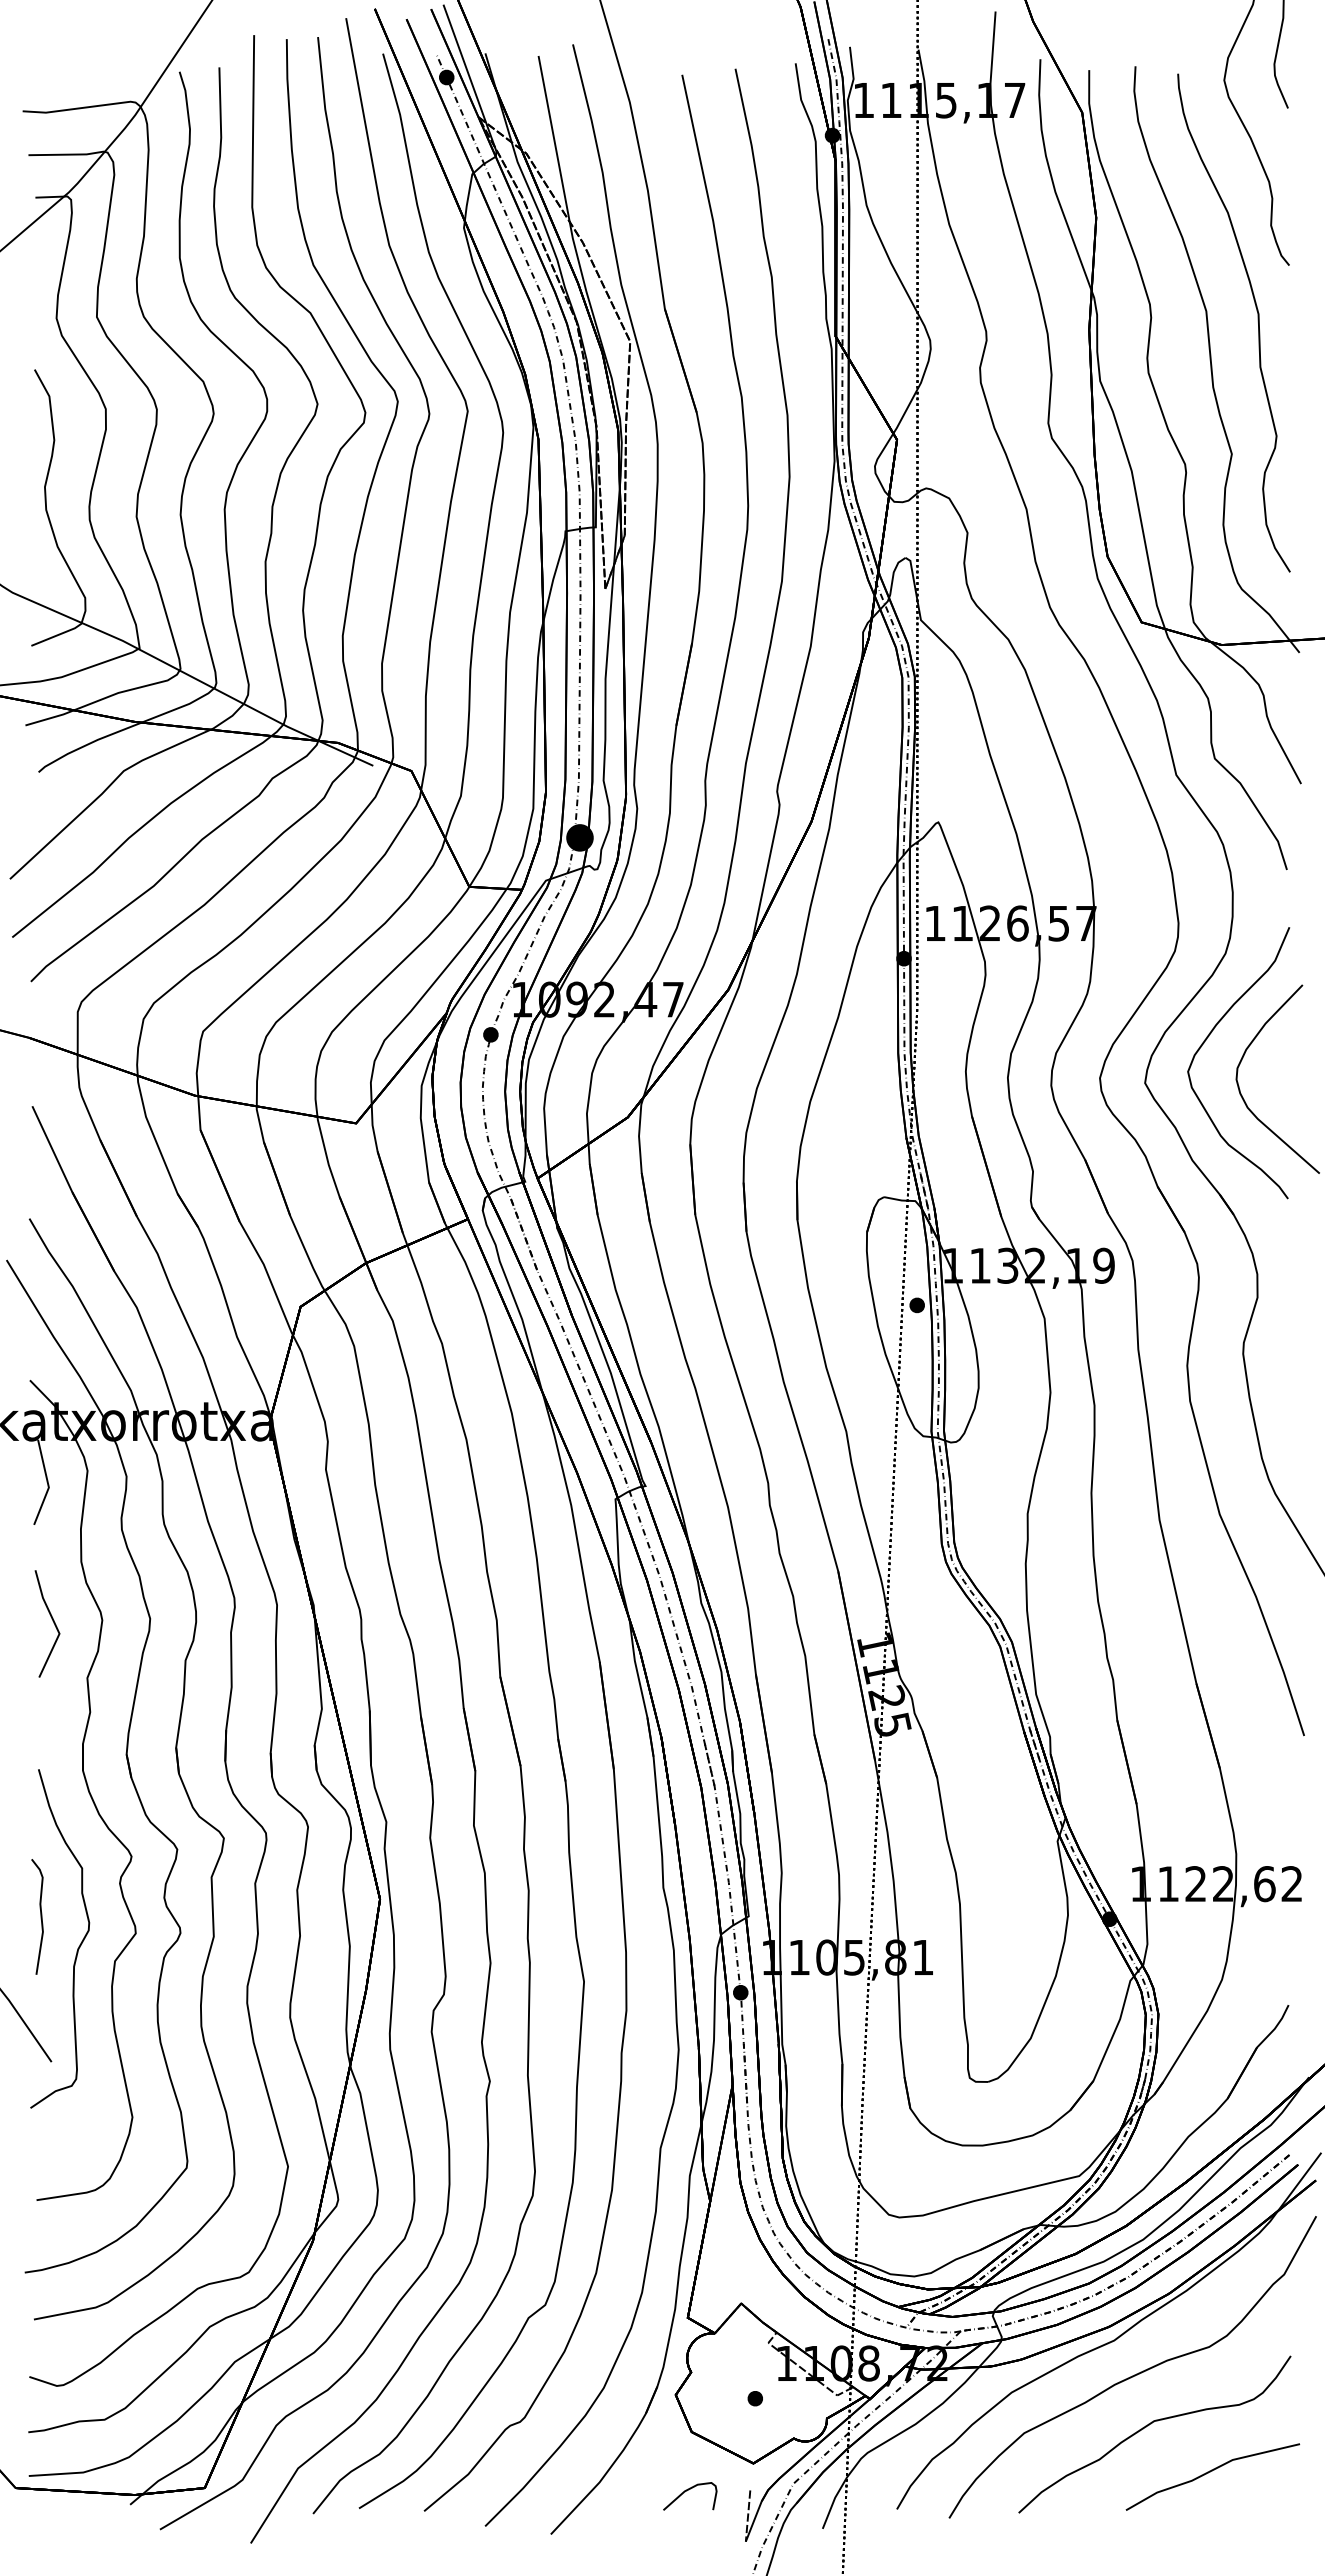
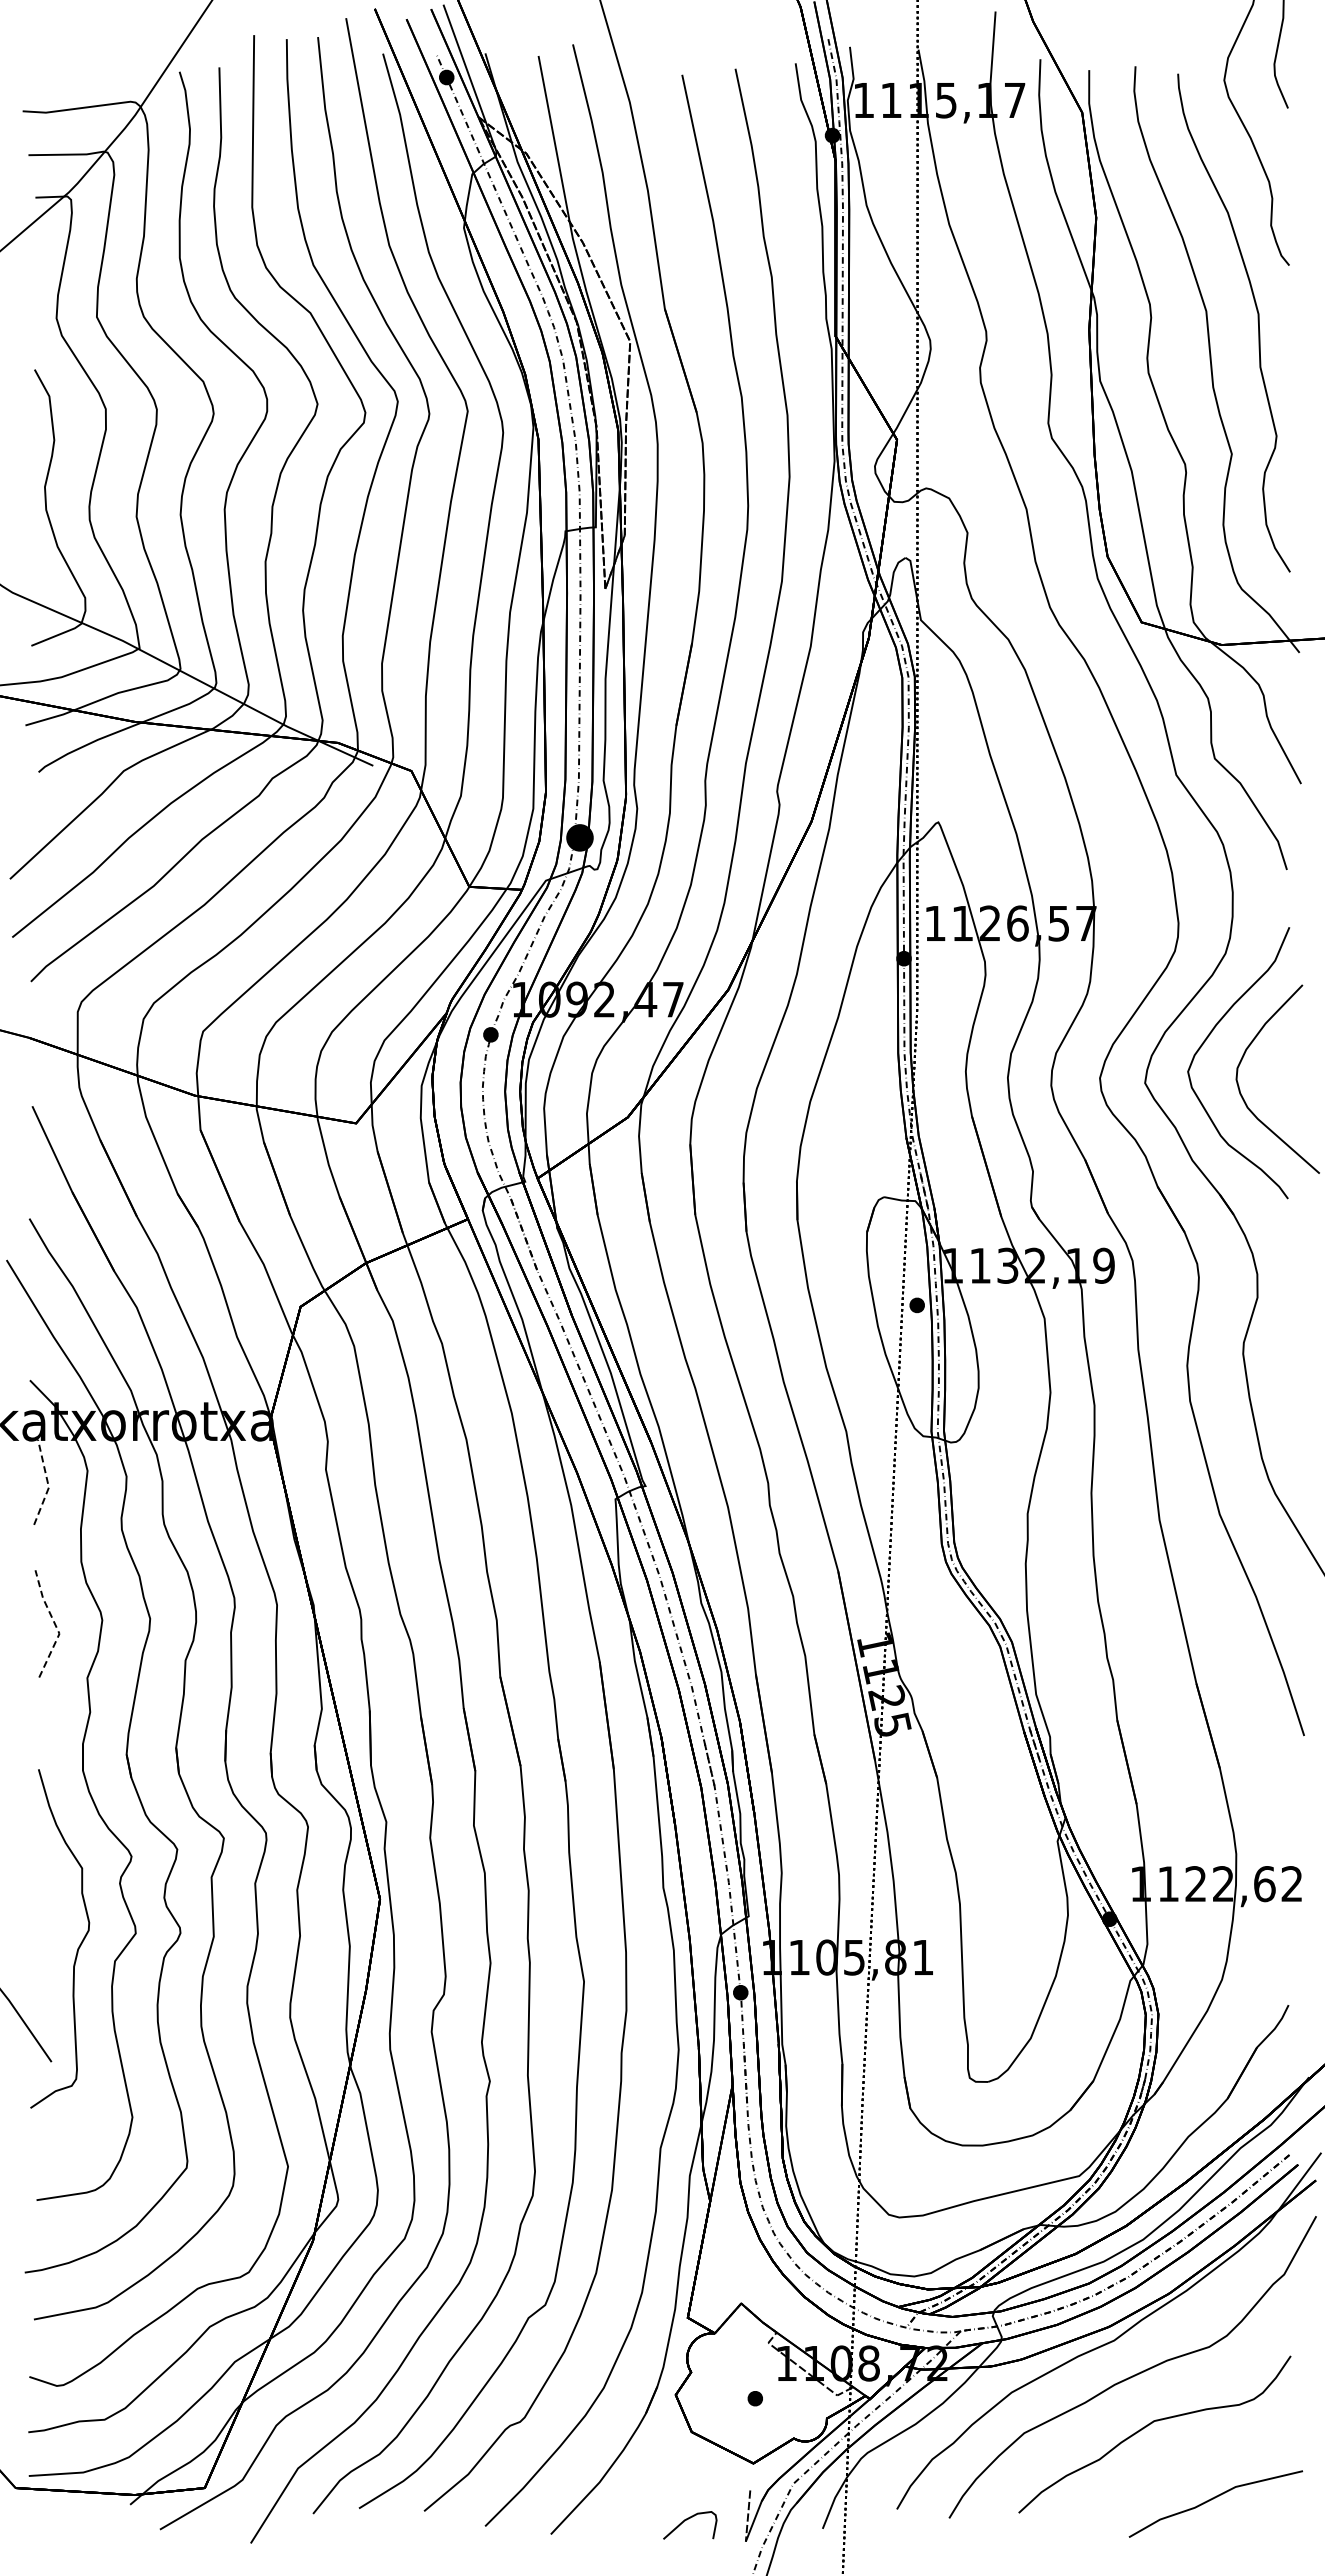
line: solid -> dashed (48, 1483)
line: solid -> dashed (55, 1624)
curve: present -> none (40, 1916)
line position: (1210, 2472) -> (1213, 2499) (1213, 2499)
curve position: (688, 2490) -> (688, 2519) (688, 2519)
